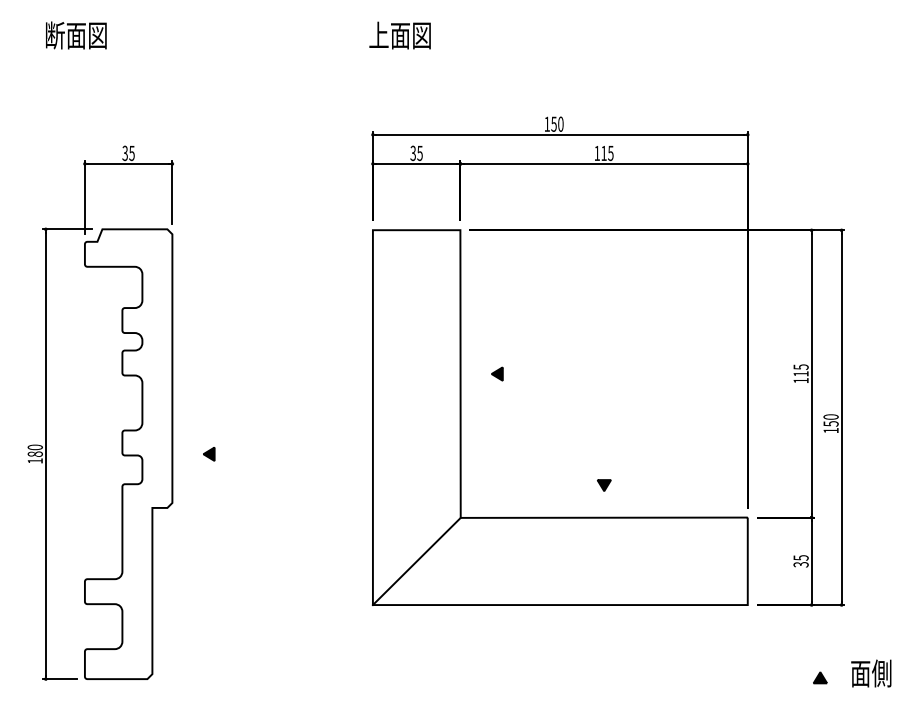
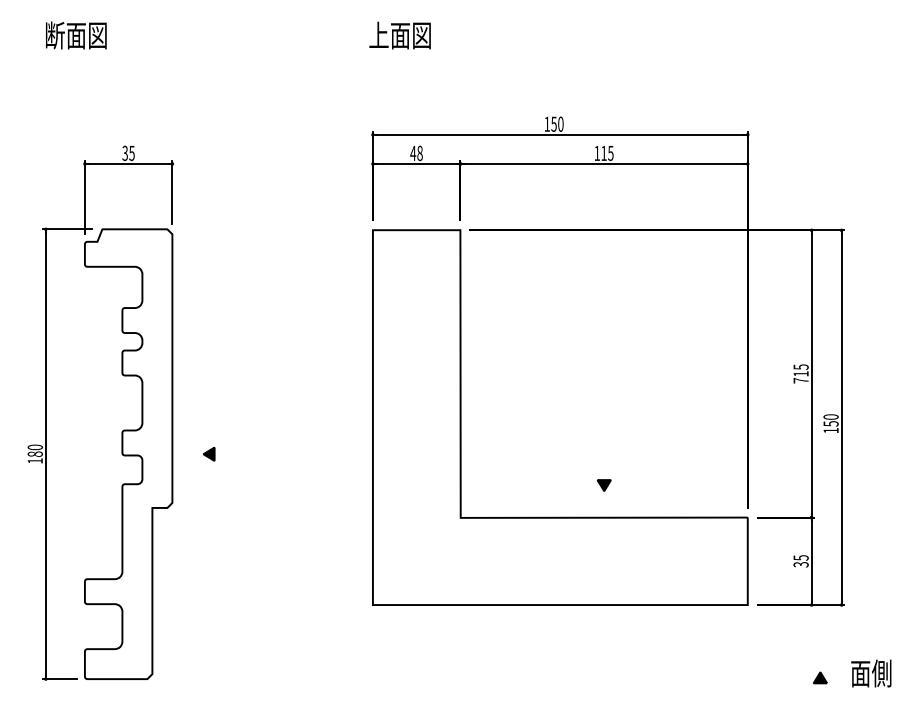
text: 35 -> 48 (416, 153)
part: present -> none (497, 373)
text: 115 -> 715 (800, 380)
line: present -> none (416, 561)
